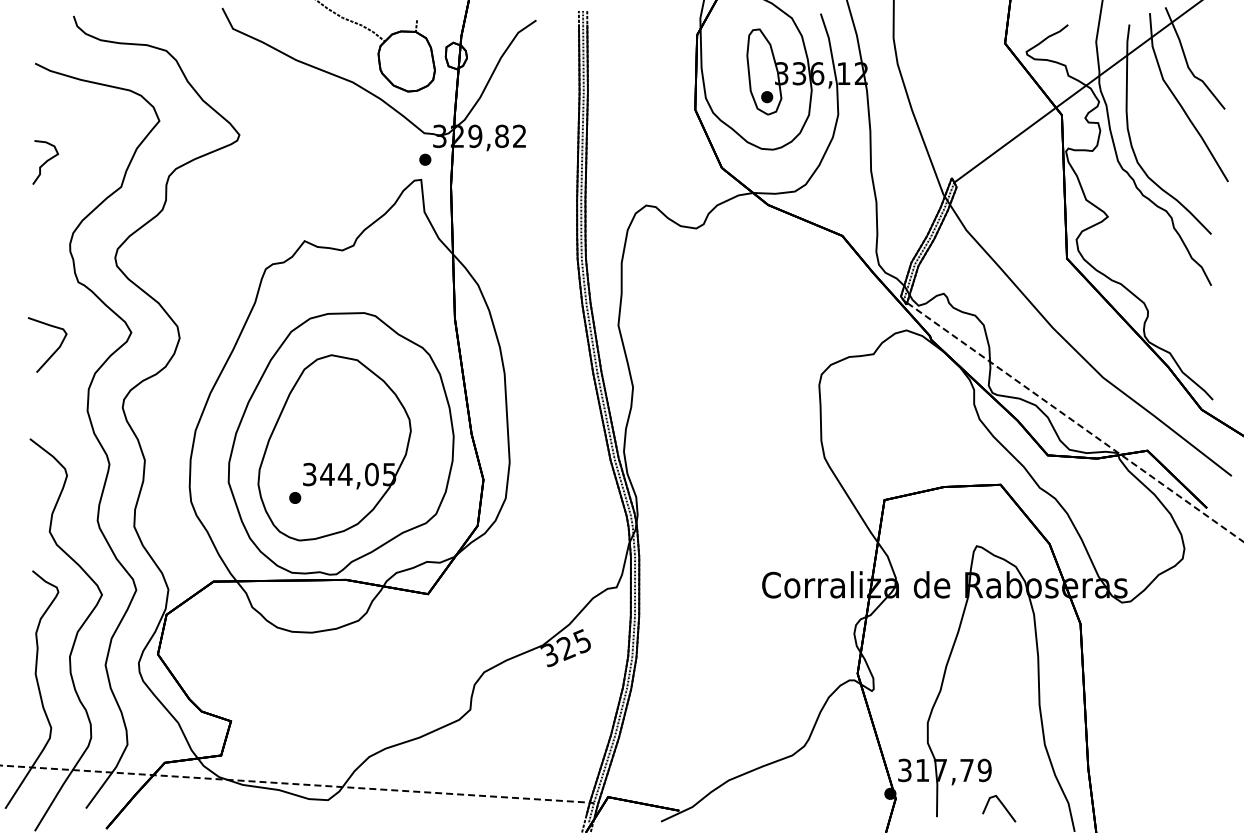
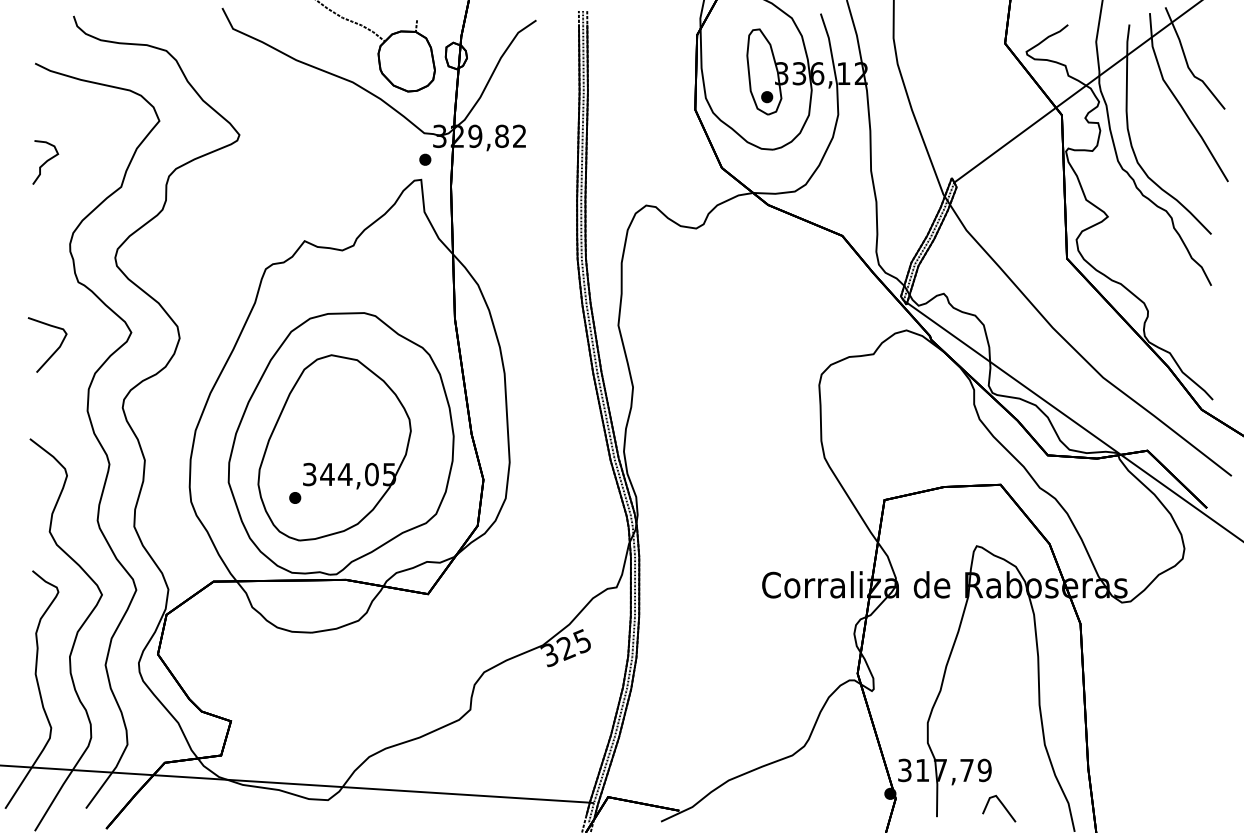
line: dashed -> solid (1075, 422)
line: dashed -> solid (295, 784)
